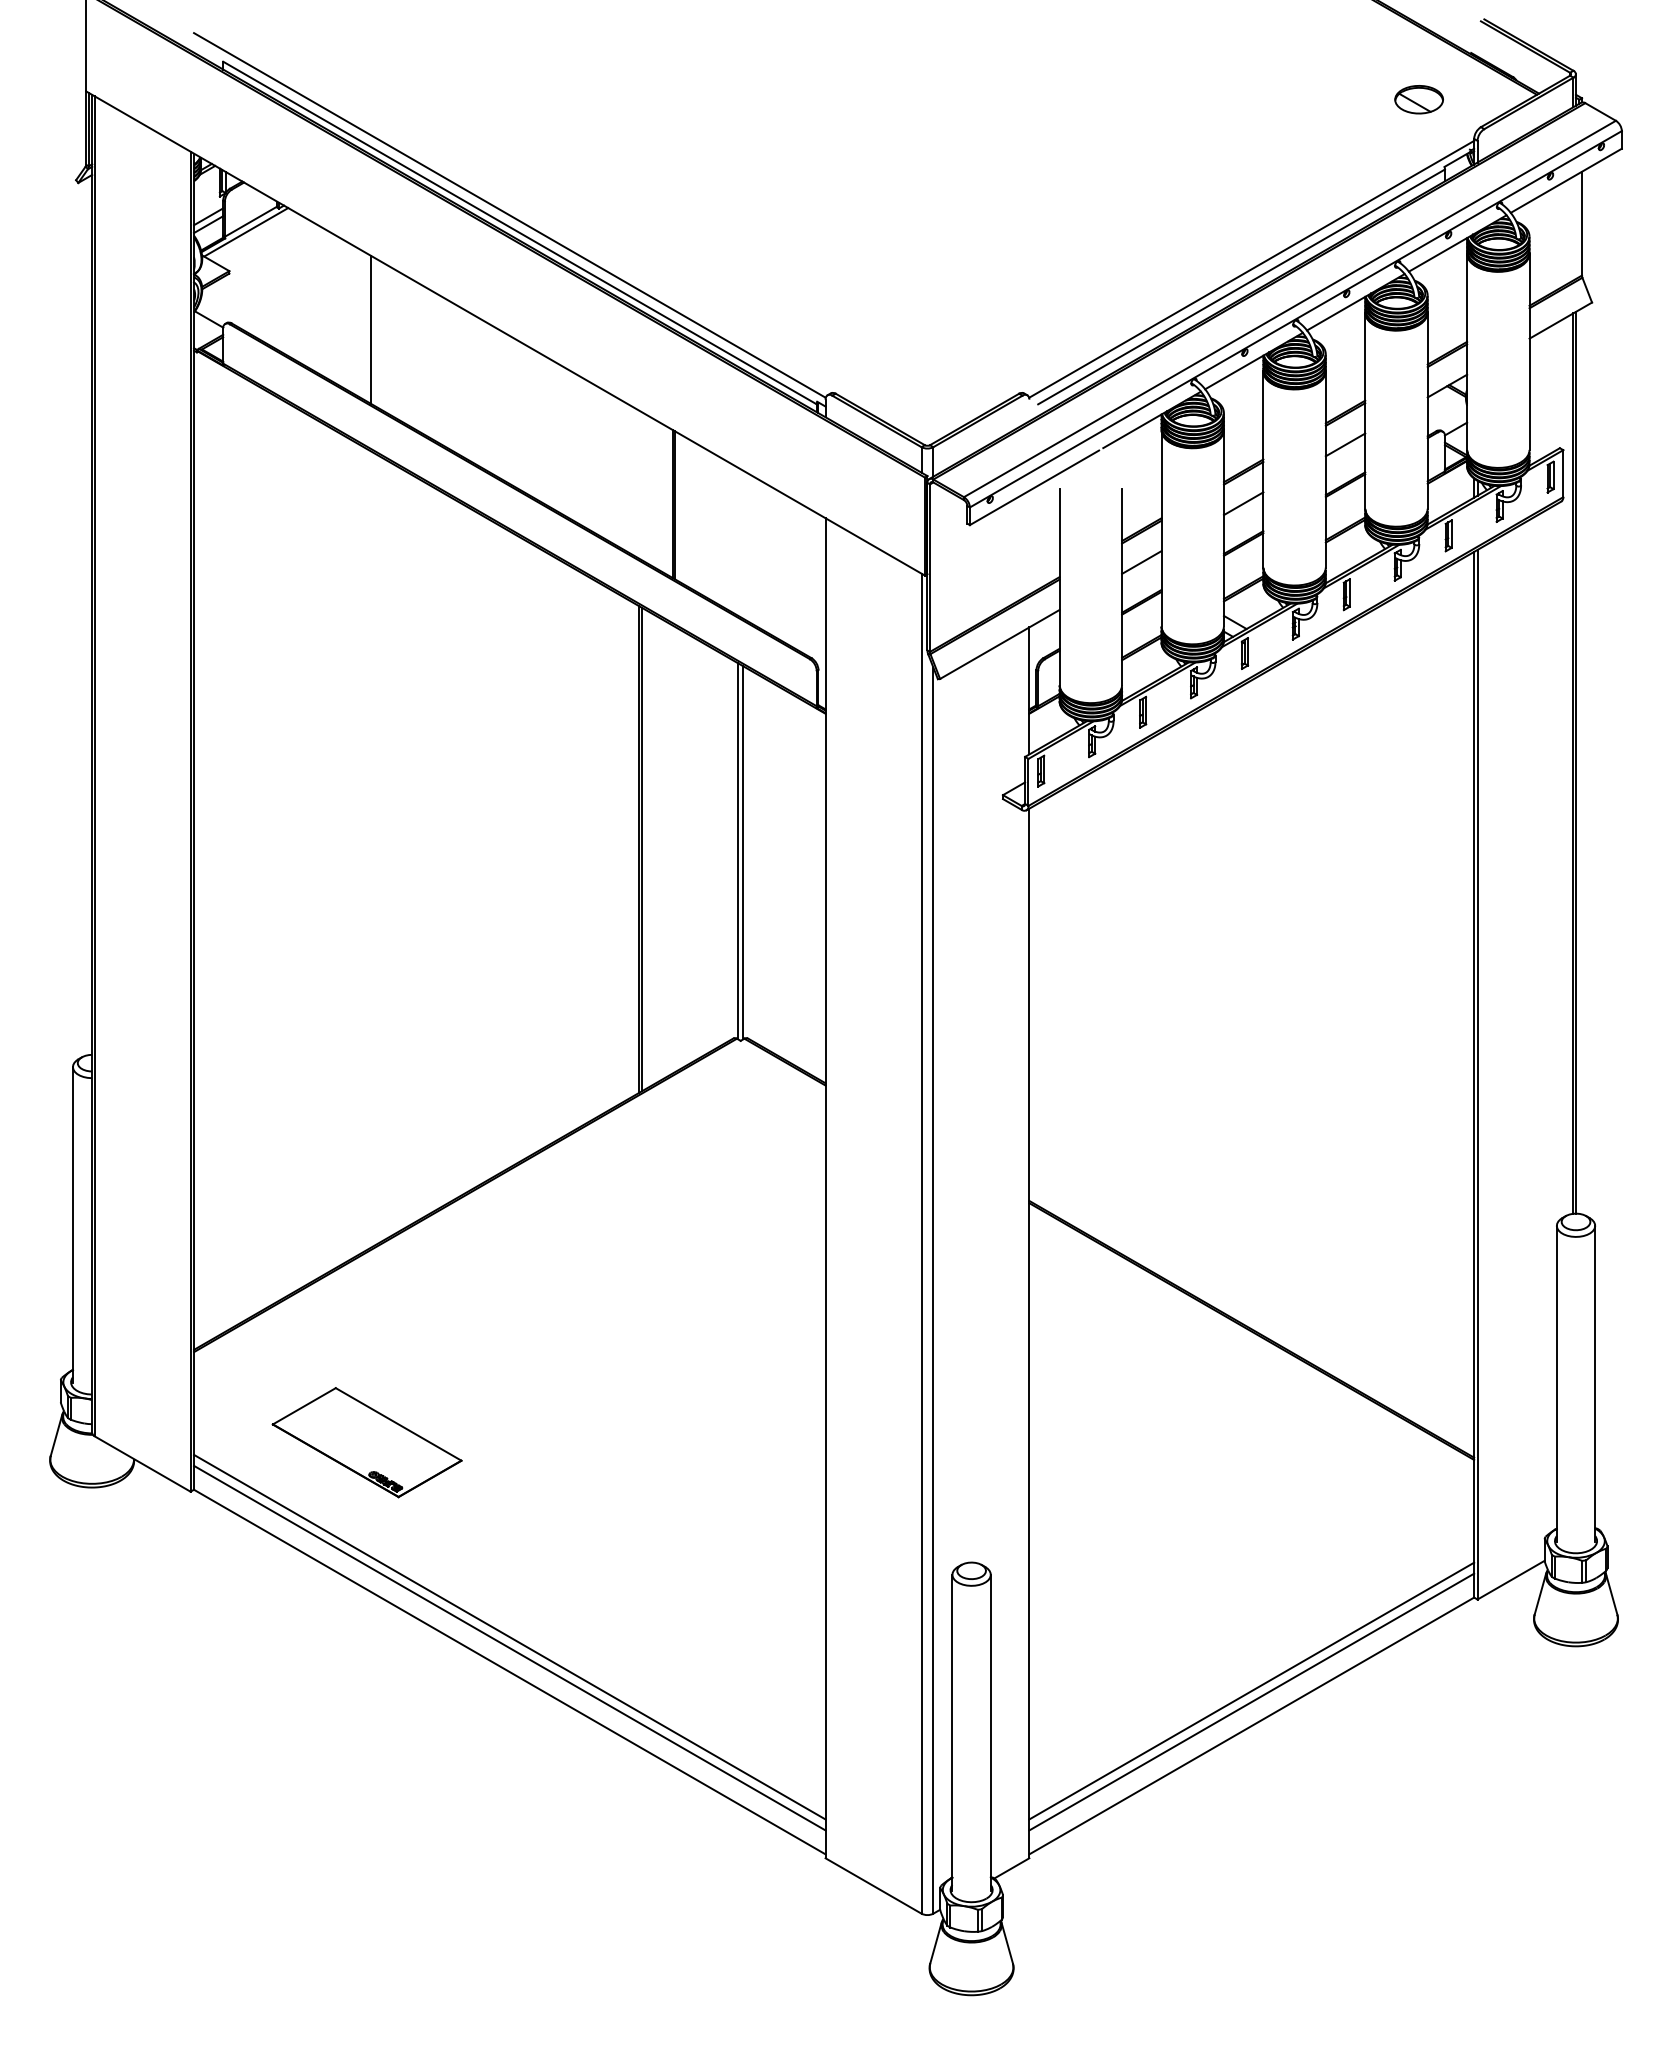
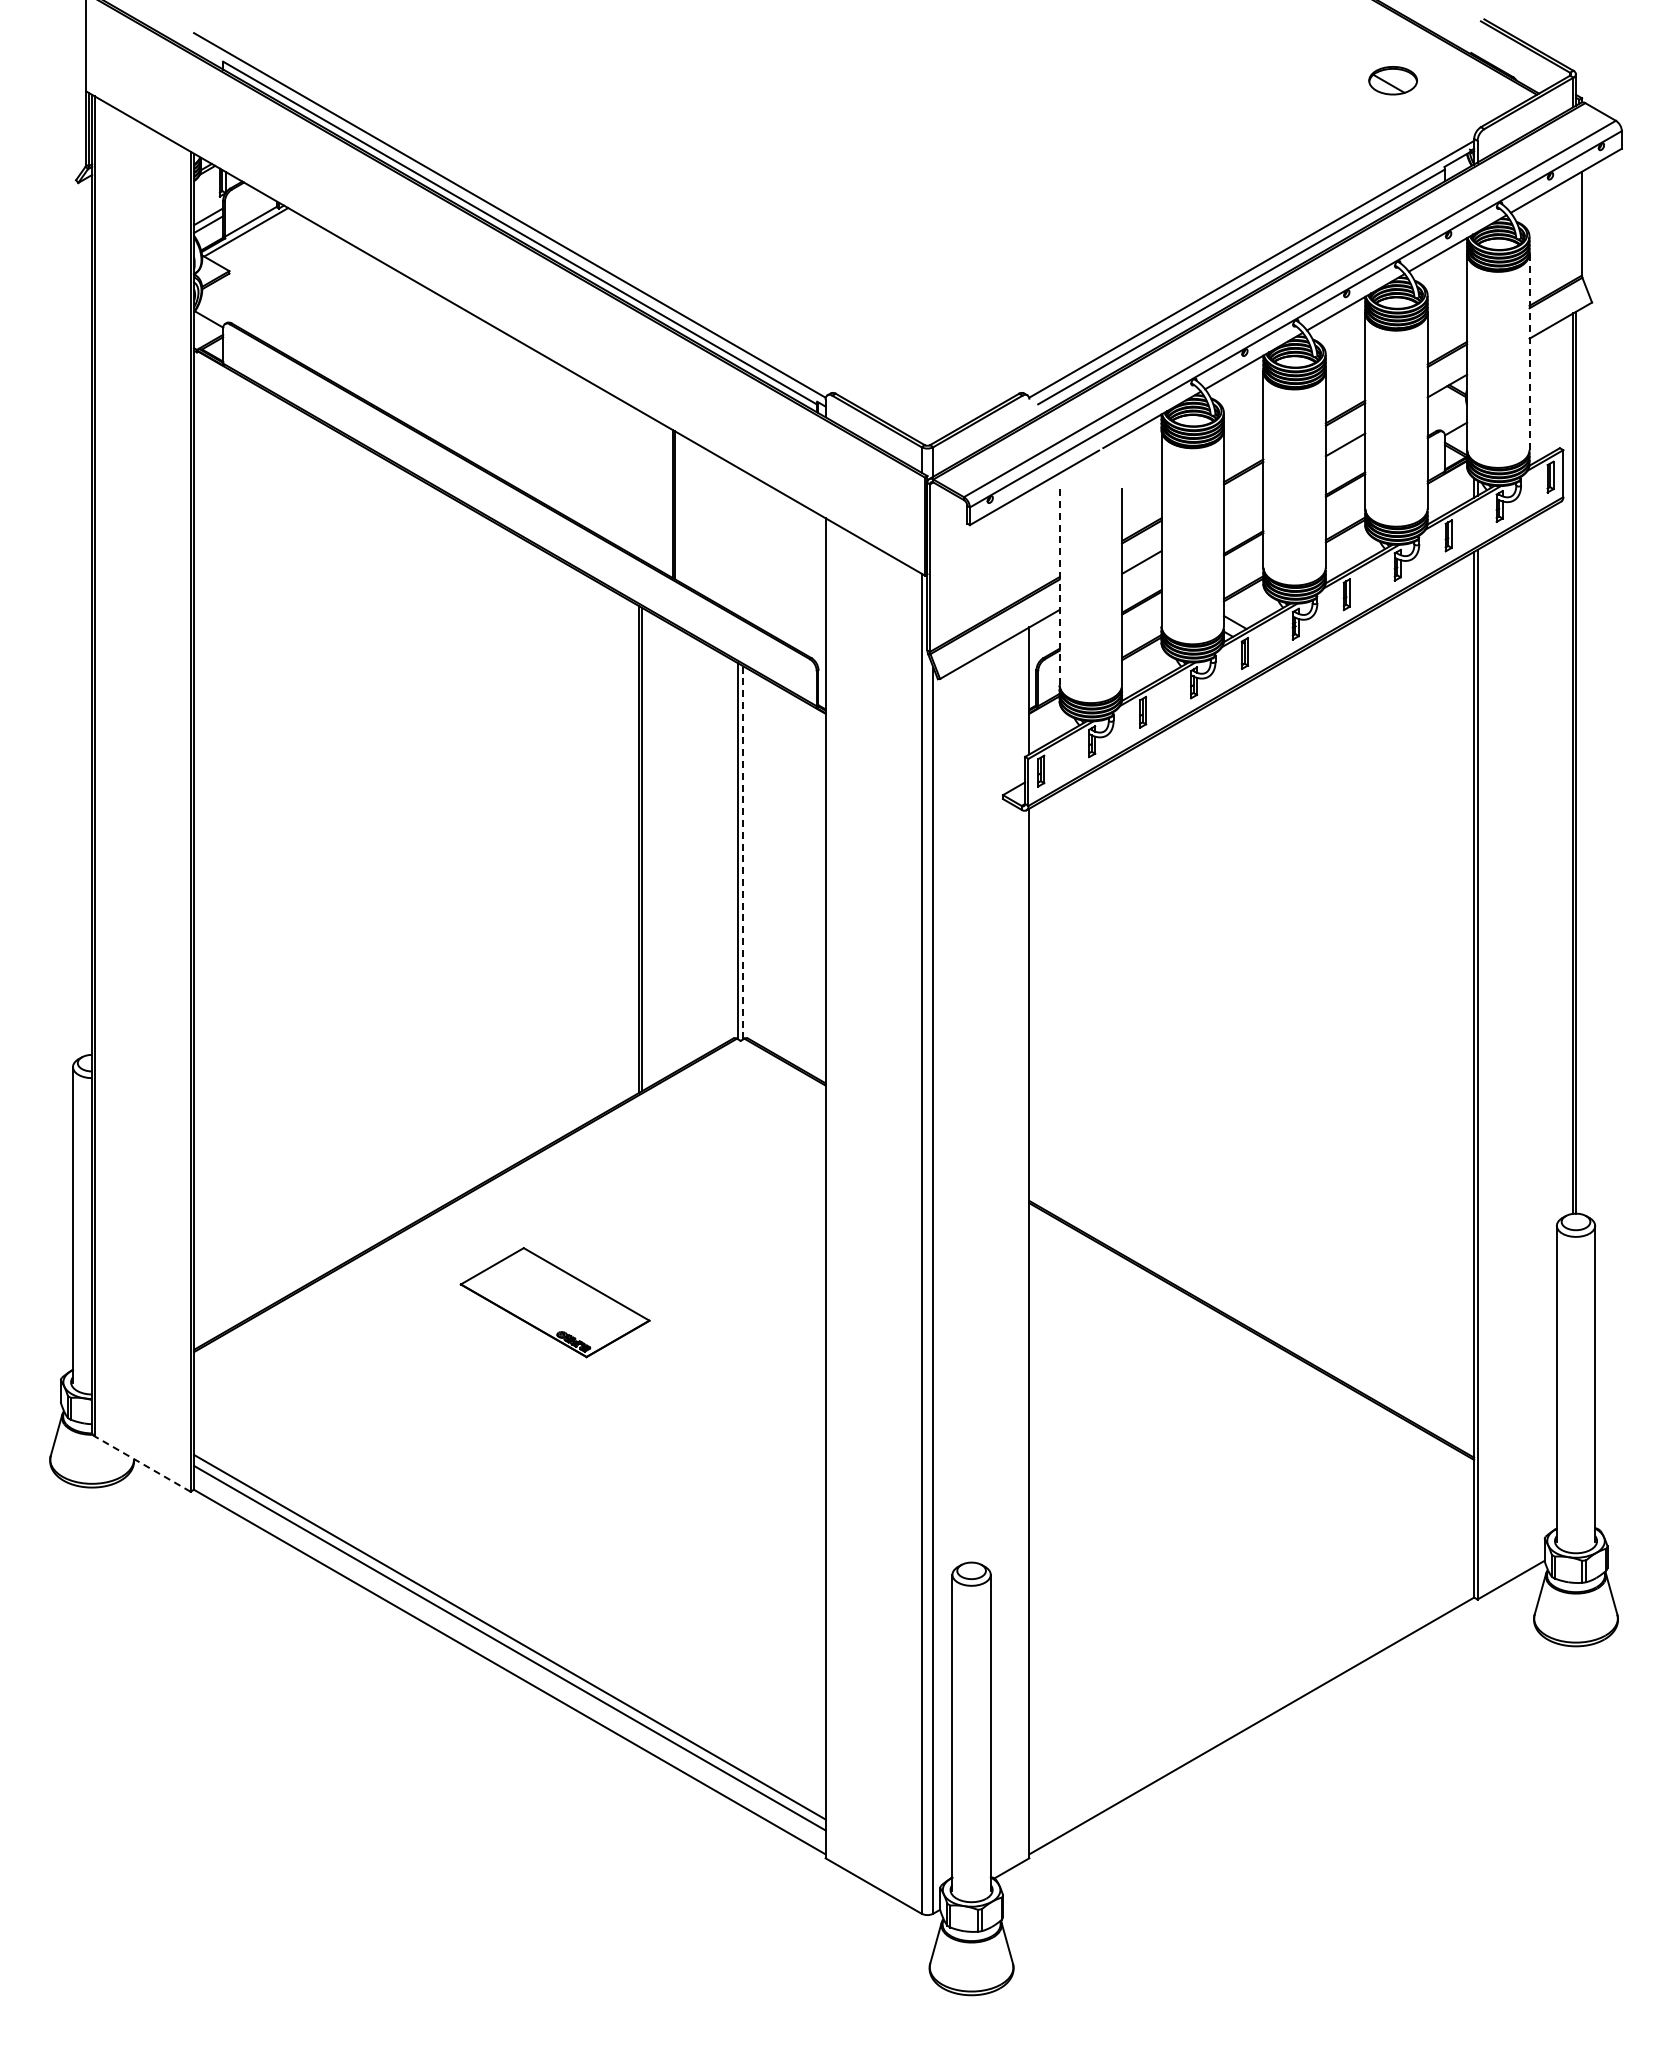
part position: (1418, 99) -> (1392, 80) (1392, 80)
line: present -> none (370, 329)
line: solid -> dashed (1529, 351)
line: present -> none (1243, 503)
line: solid -> dashed (1059, 587)
line: solid -> dashed (743, 852)
part position: (366, 1442) -> (554, 1302) (554, 1302)
line: solid -> dashed (142, 1463)
line: present -> none (1251, 1690)
line: present -> none (1251, 1701)
